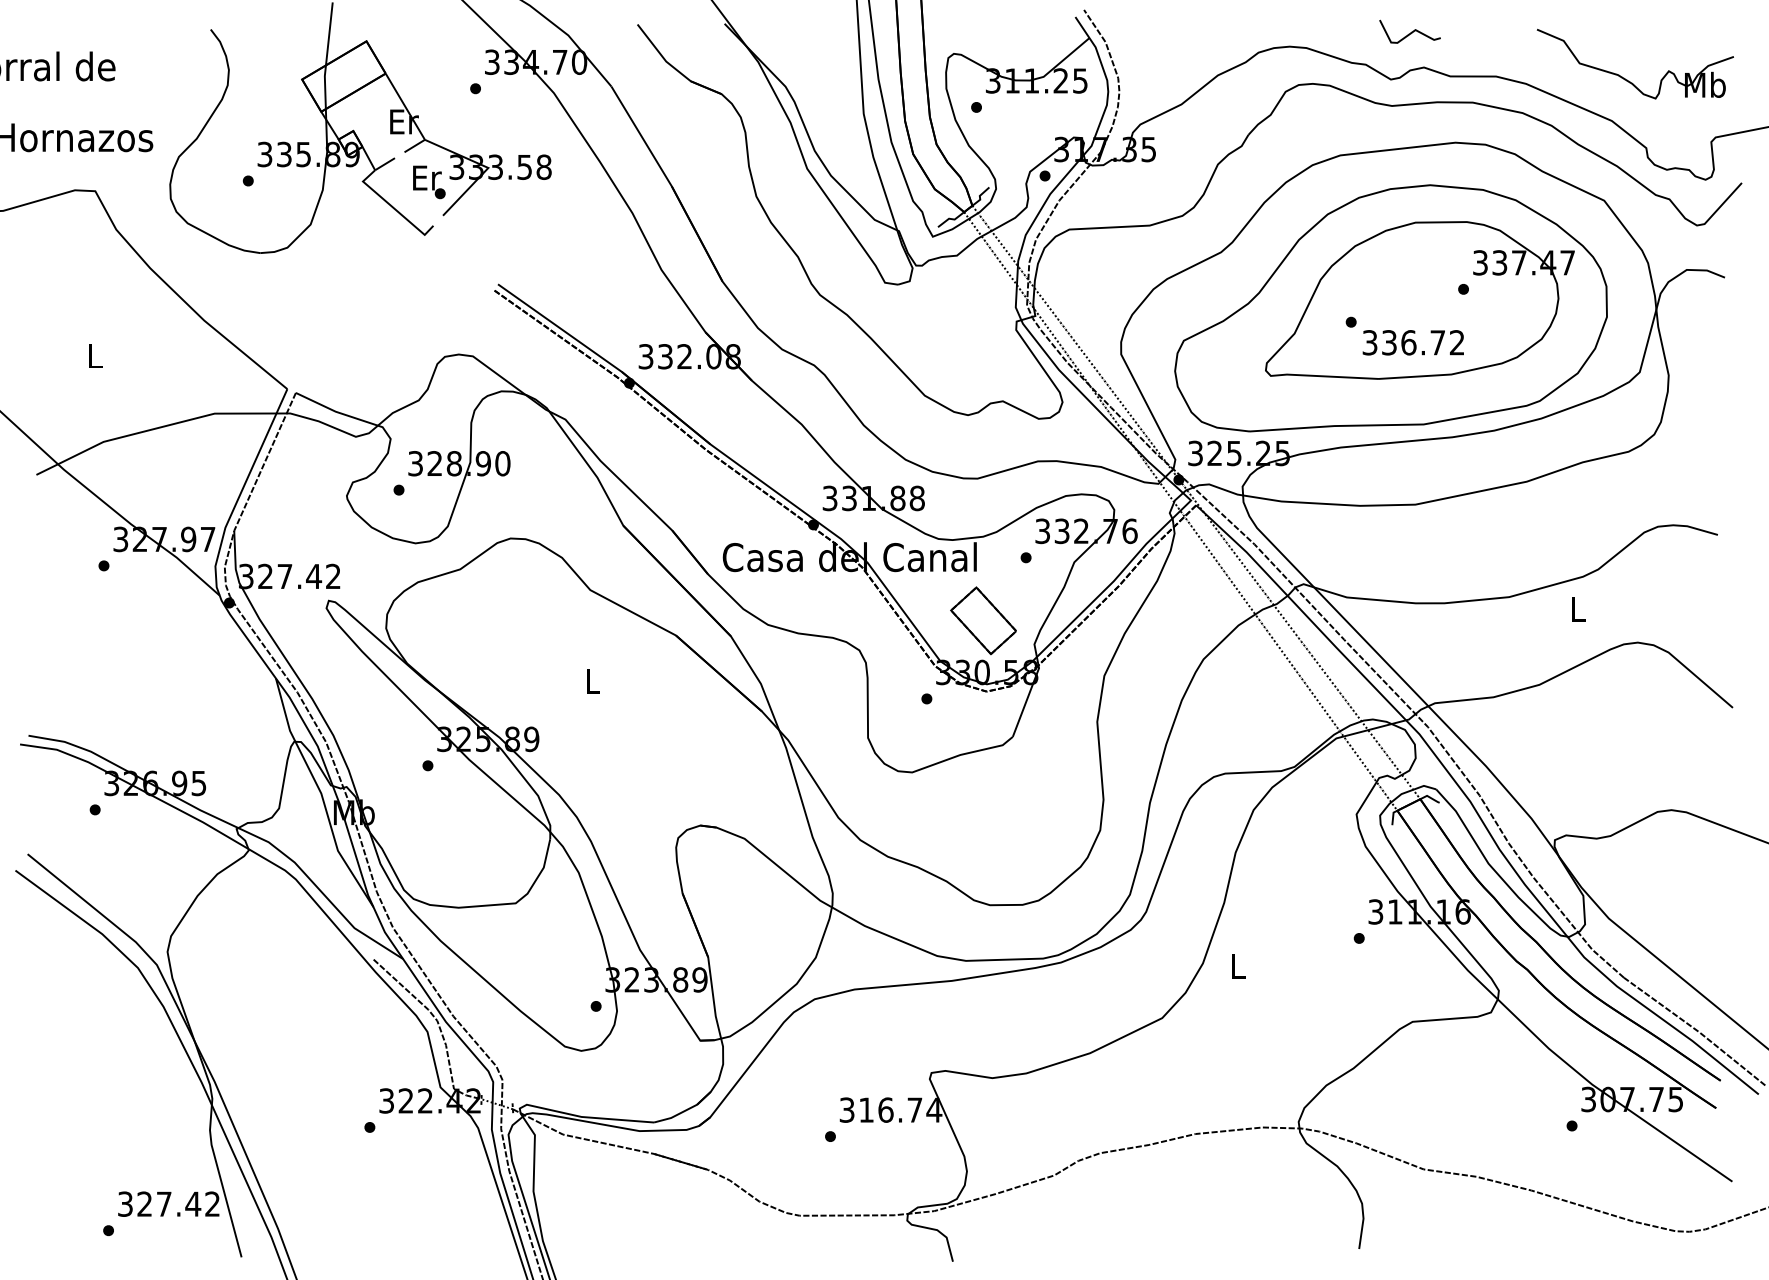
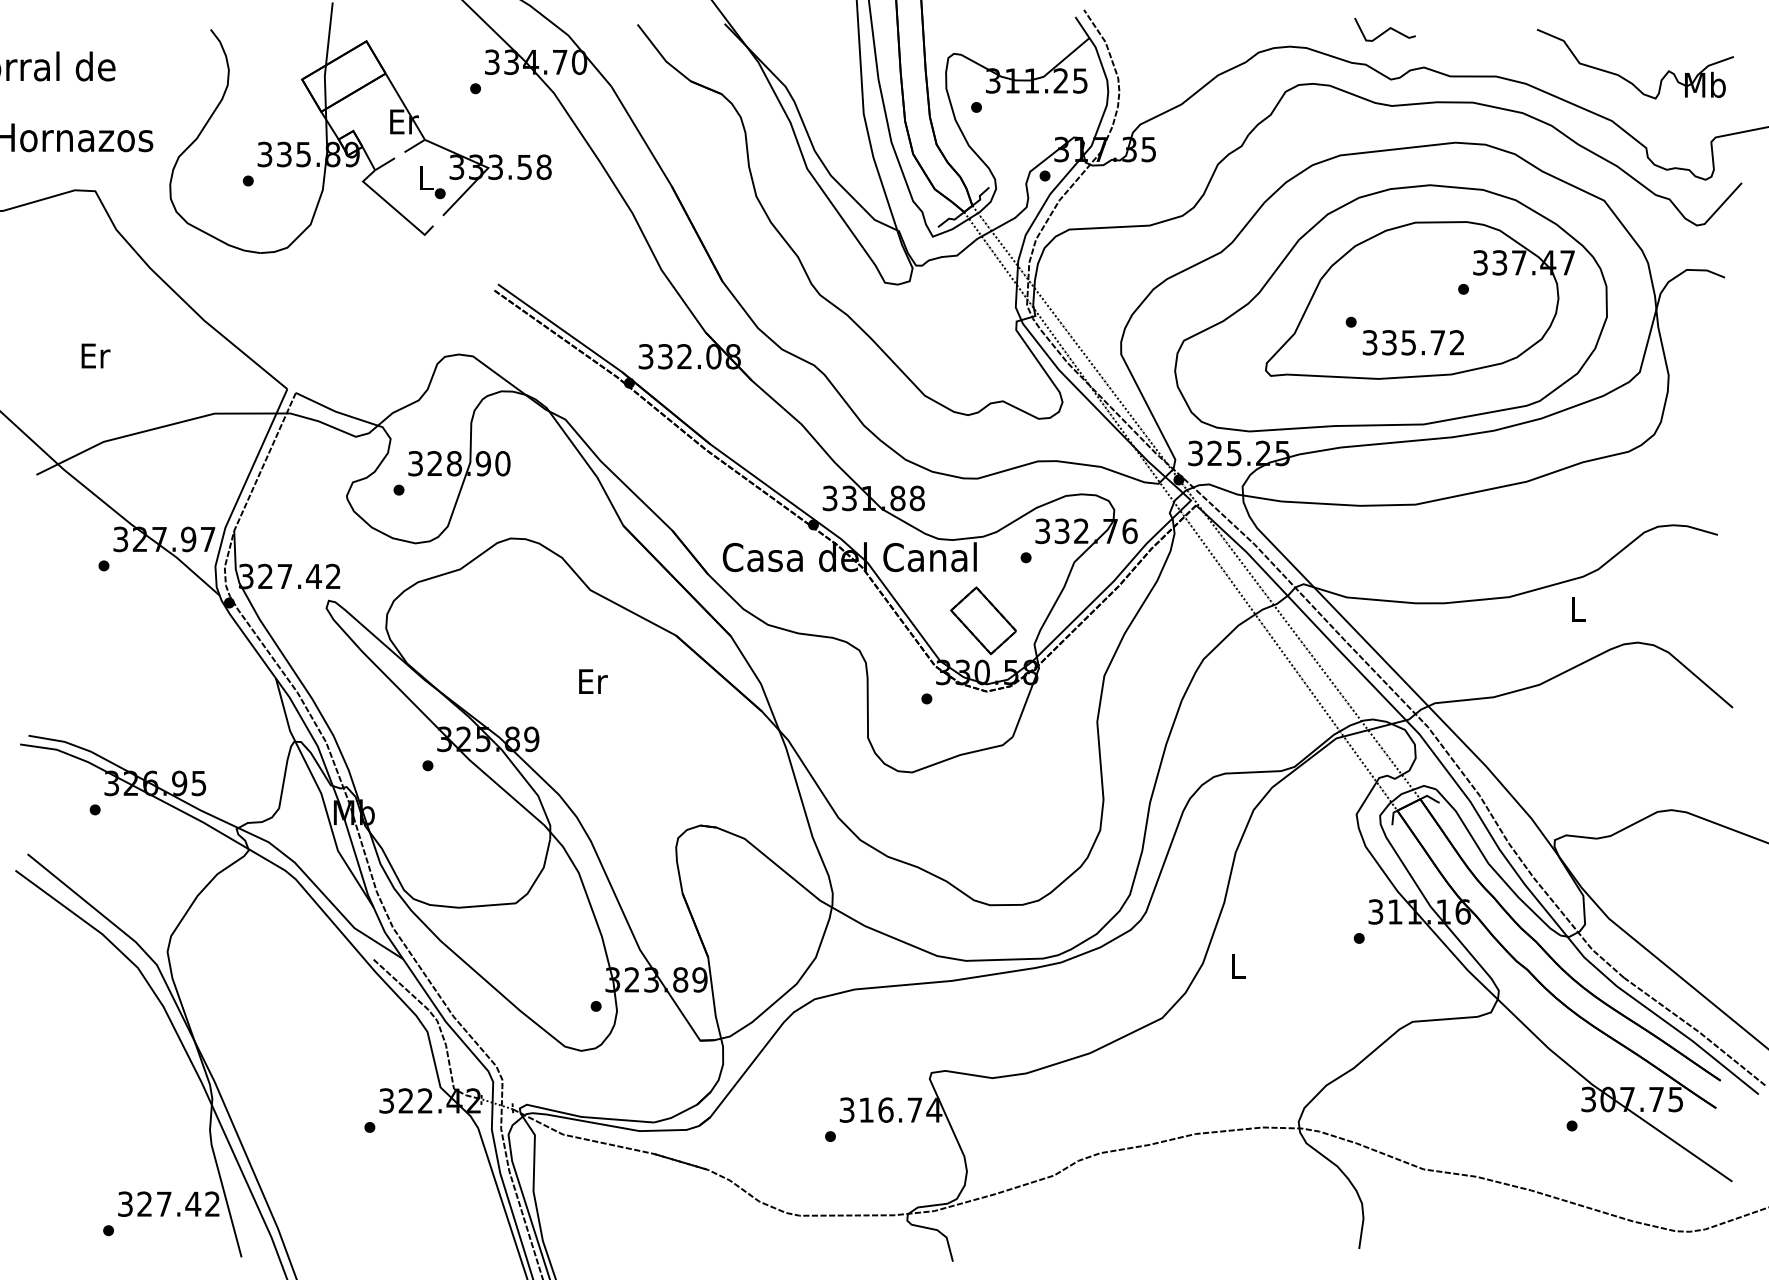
curve position: (1410, 32) -> (1385, 30) (1385, 30)
text: Er -> L (427, 177)
text: 336.72 -> 335.72 (1408, 342)
text: L -> Er (95, 355)
text: L -> Er (593, 681)
